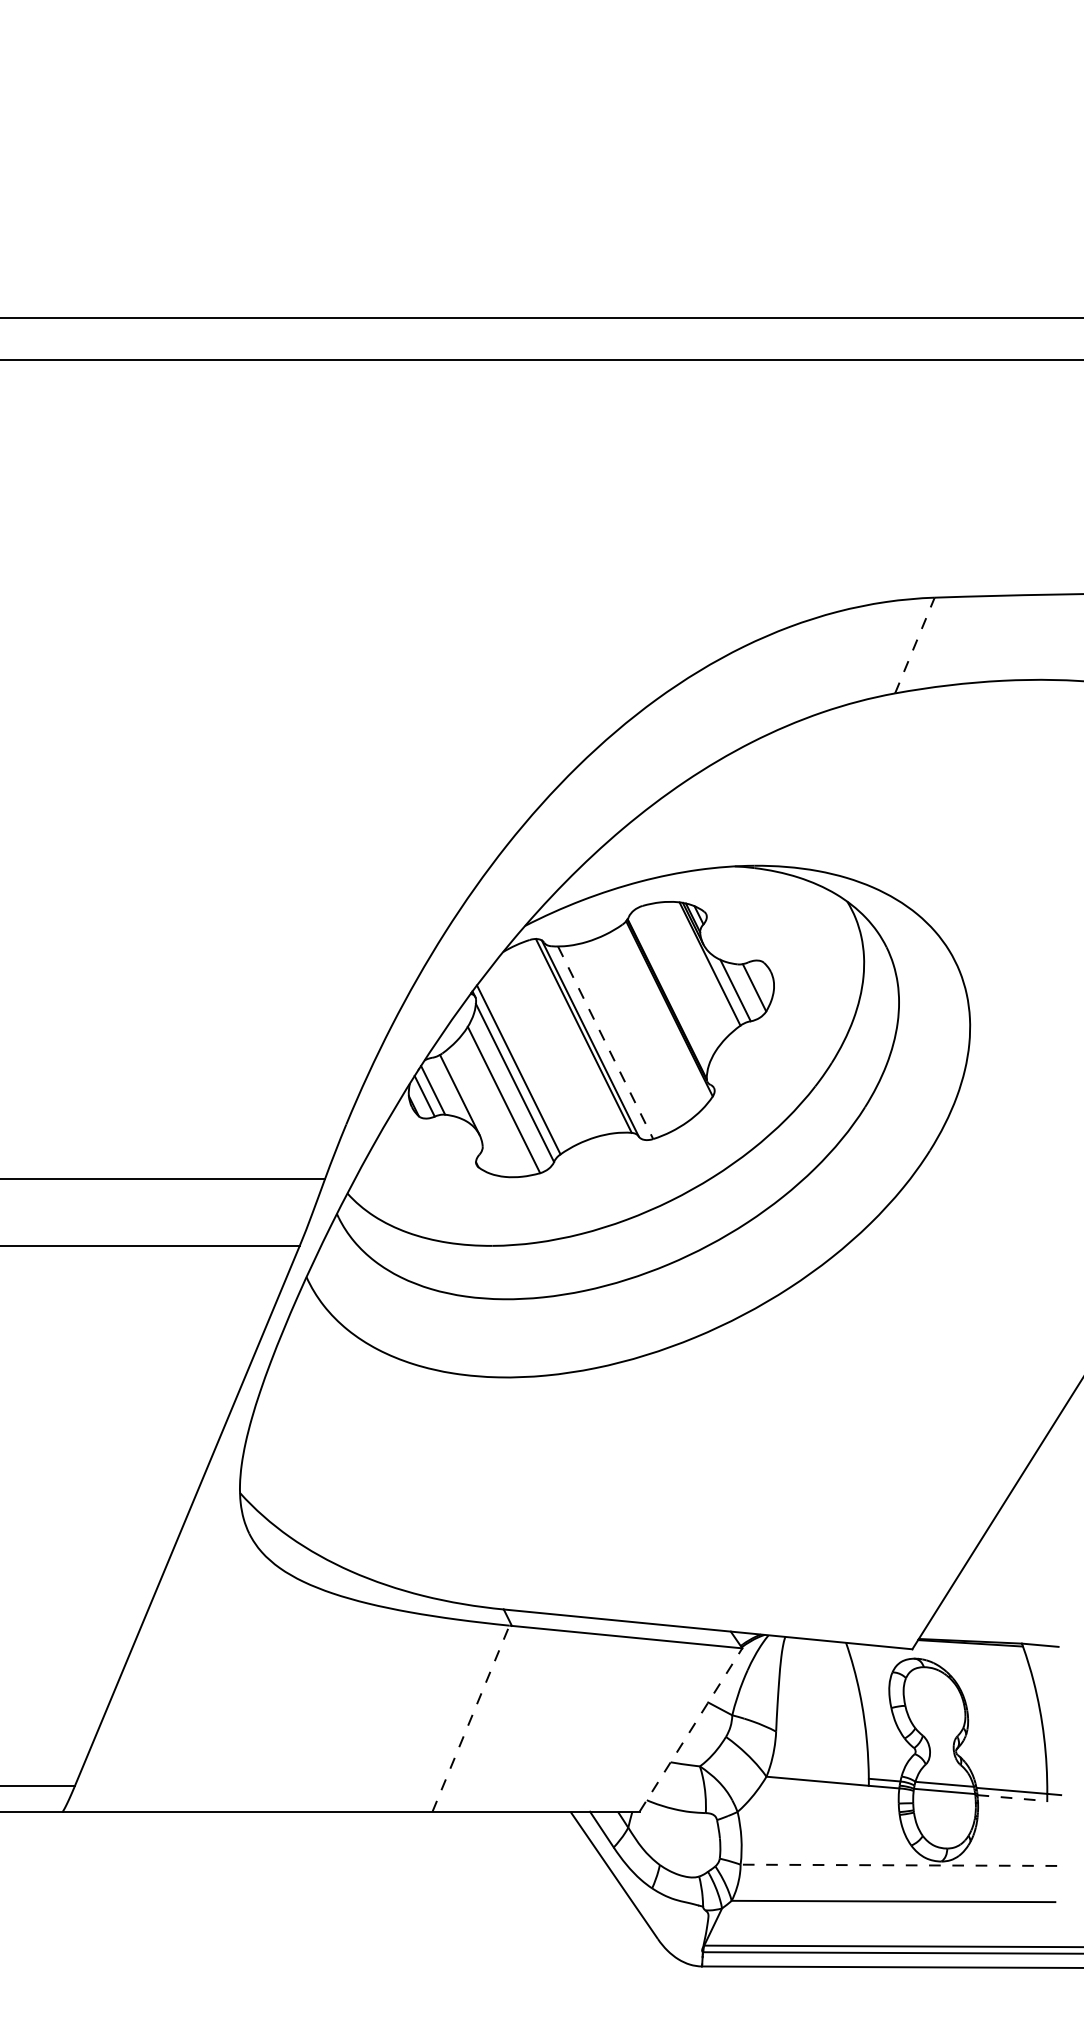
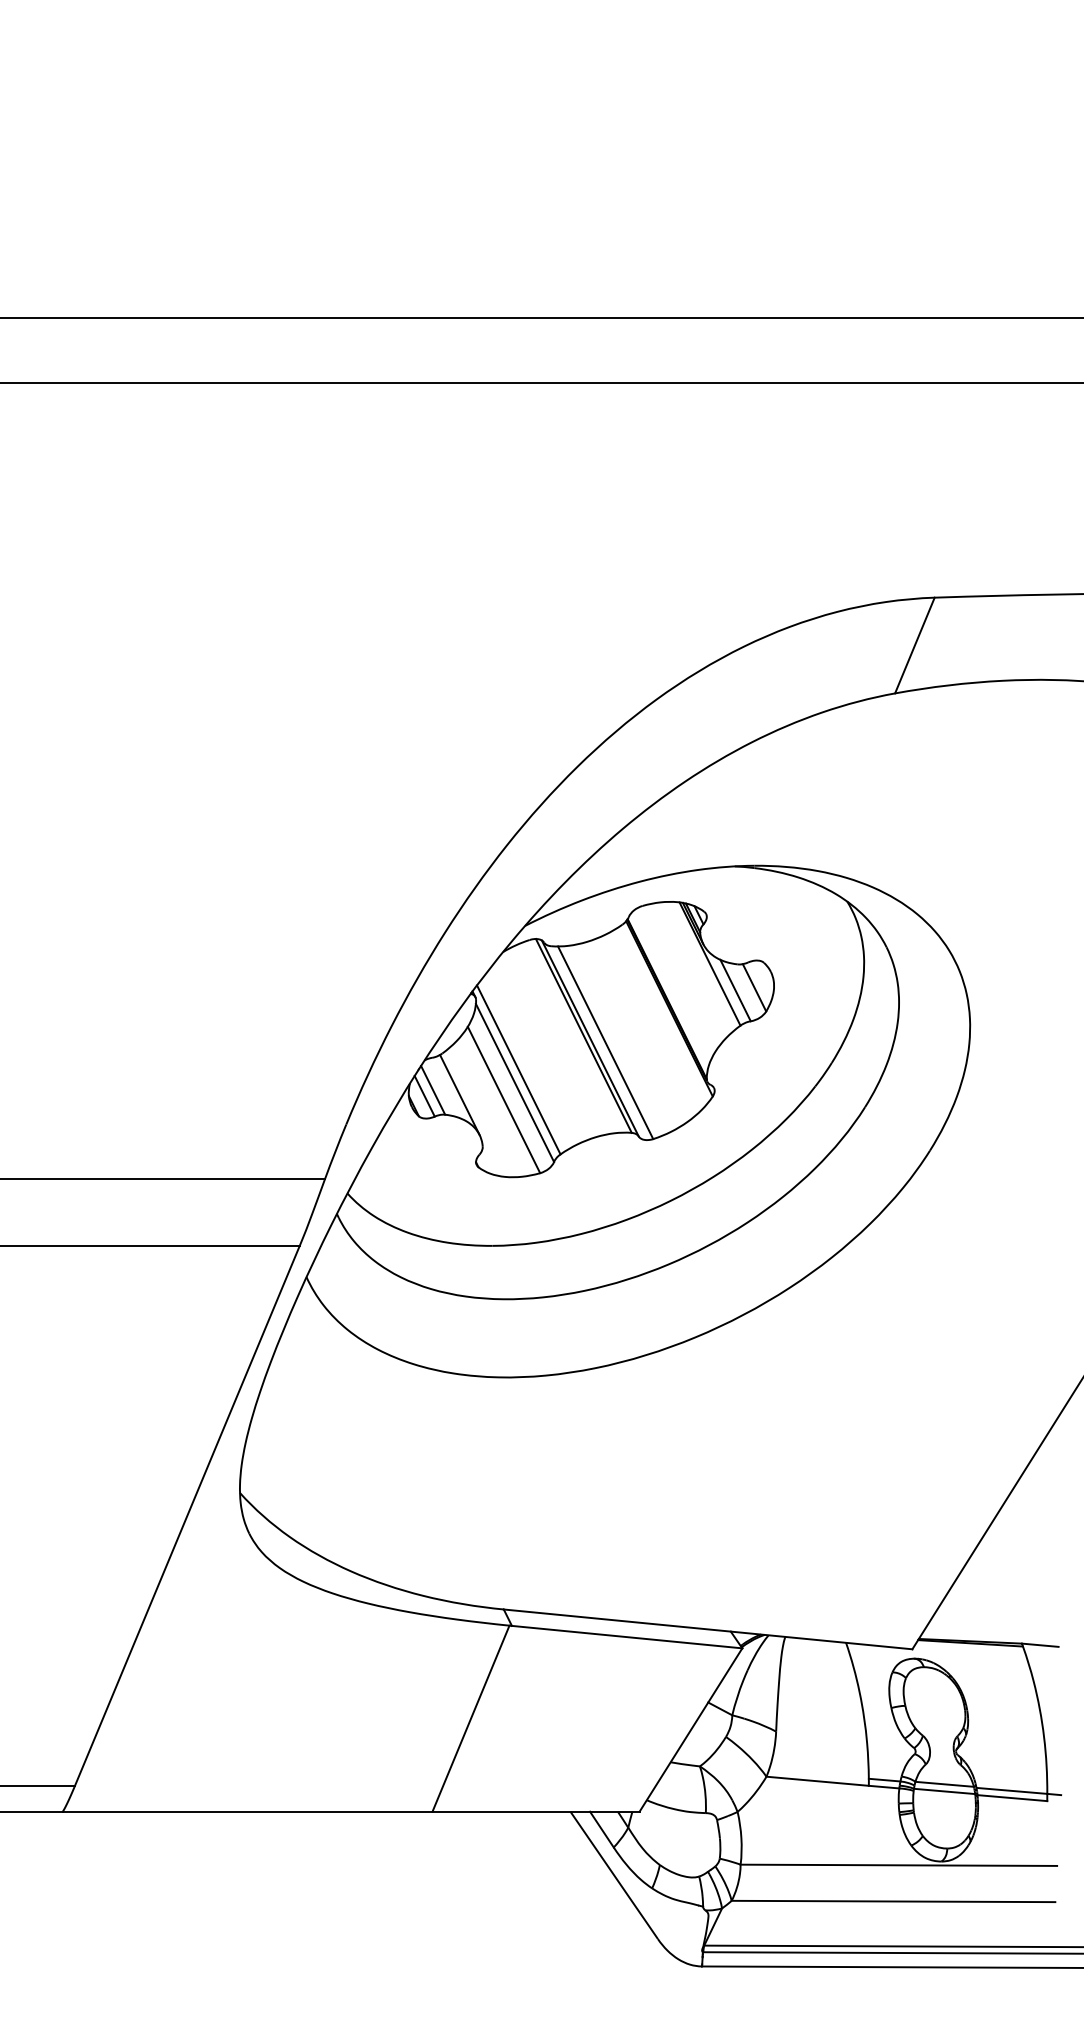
line position: (541, 359) -> (541, 382) (541, 382)
line: dashed -> solid (914, 645)
line: dashed -> solid (605, 1043)
line: dashed -> solid (471, 1718)
line: dashed -> solid (691, 1729)
line: dashed -> solid (1012, 1798)
line: dashed -> solid (898, 1865)
